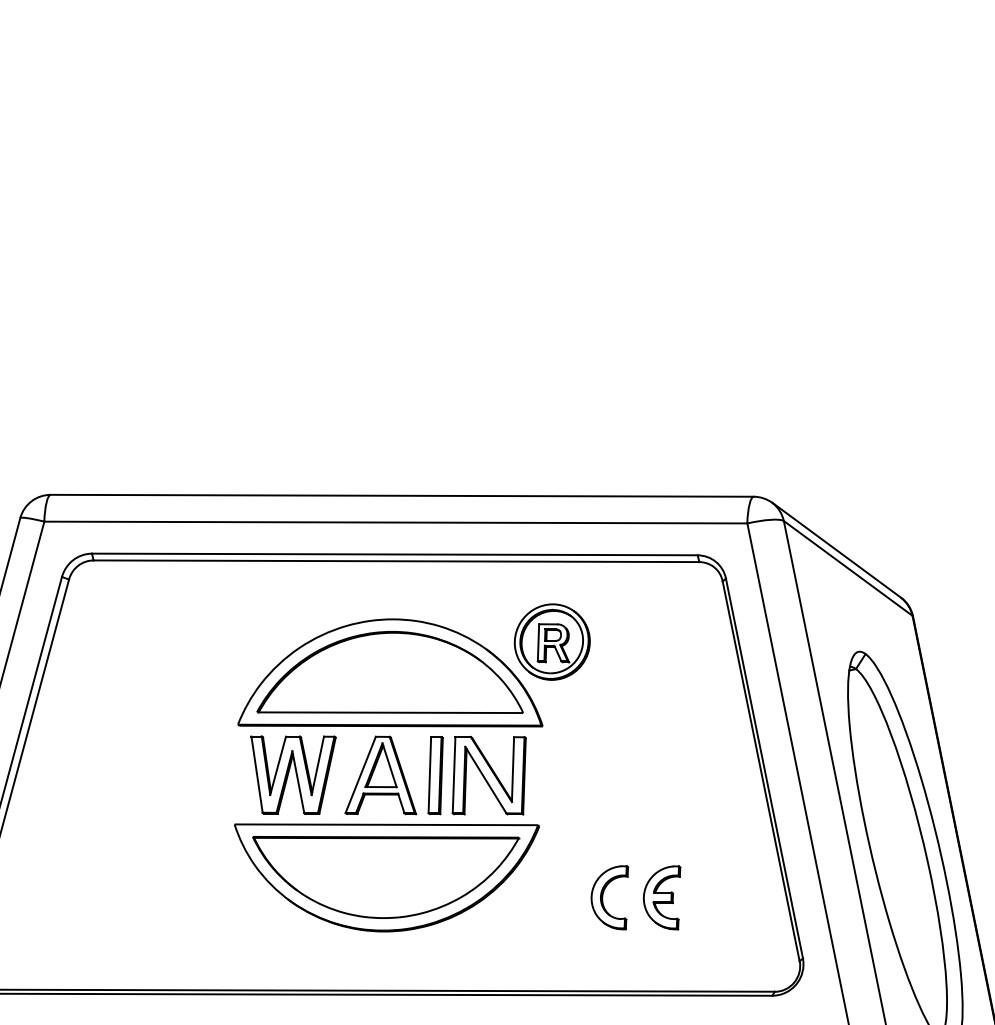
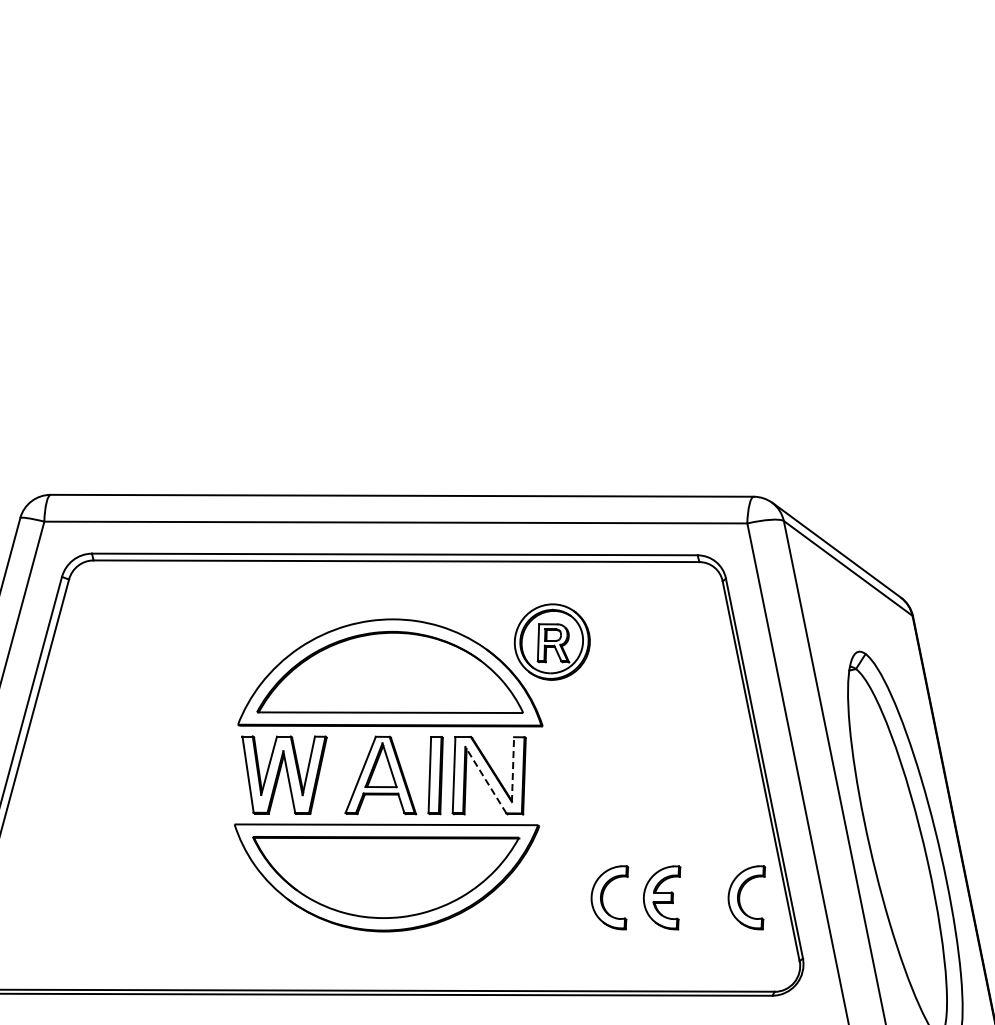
line: solid -> dashed (513, 769)
part position: (293, 774) -> (284, 774) (284, 774)
line: solid -> dashed (485, 779)
part: none -> present (746, 897)
